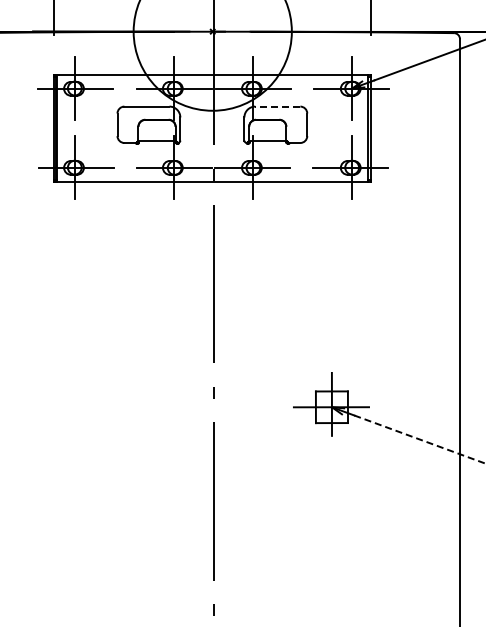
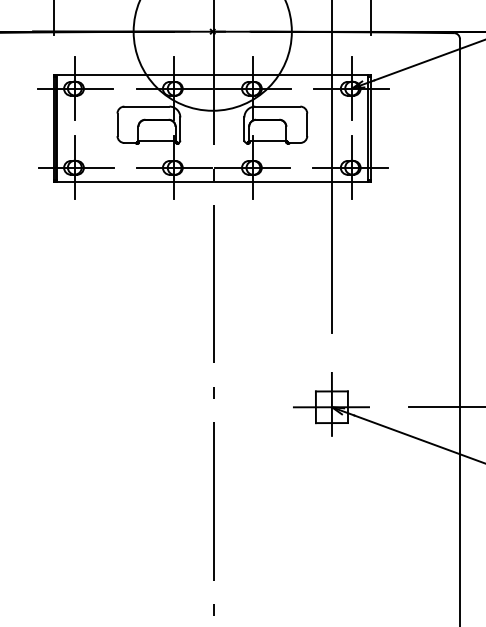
line: dashed -> solid (277, 106)
line: none -> present (331, 167)
line: none -> present (445, 407)
line: dashed -> solid (419, 439)
